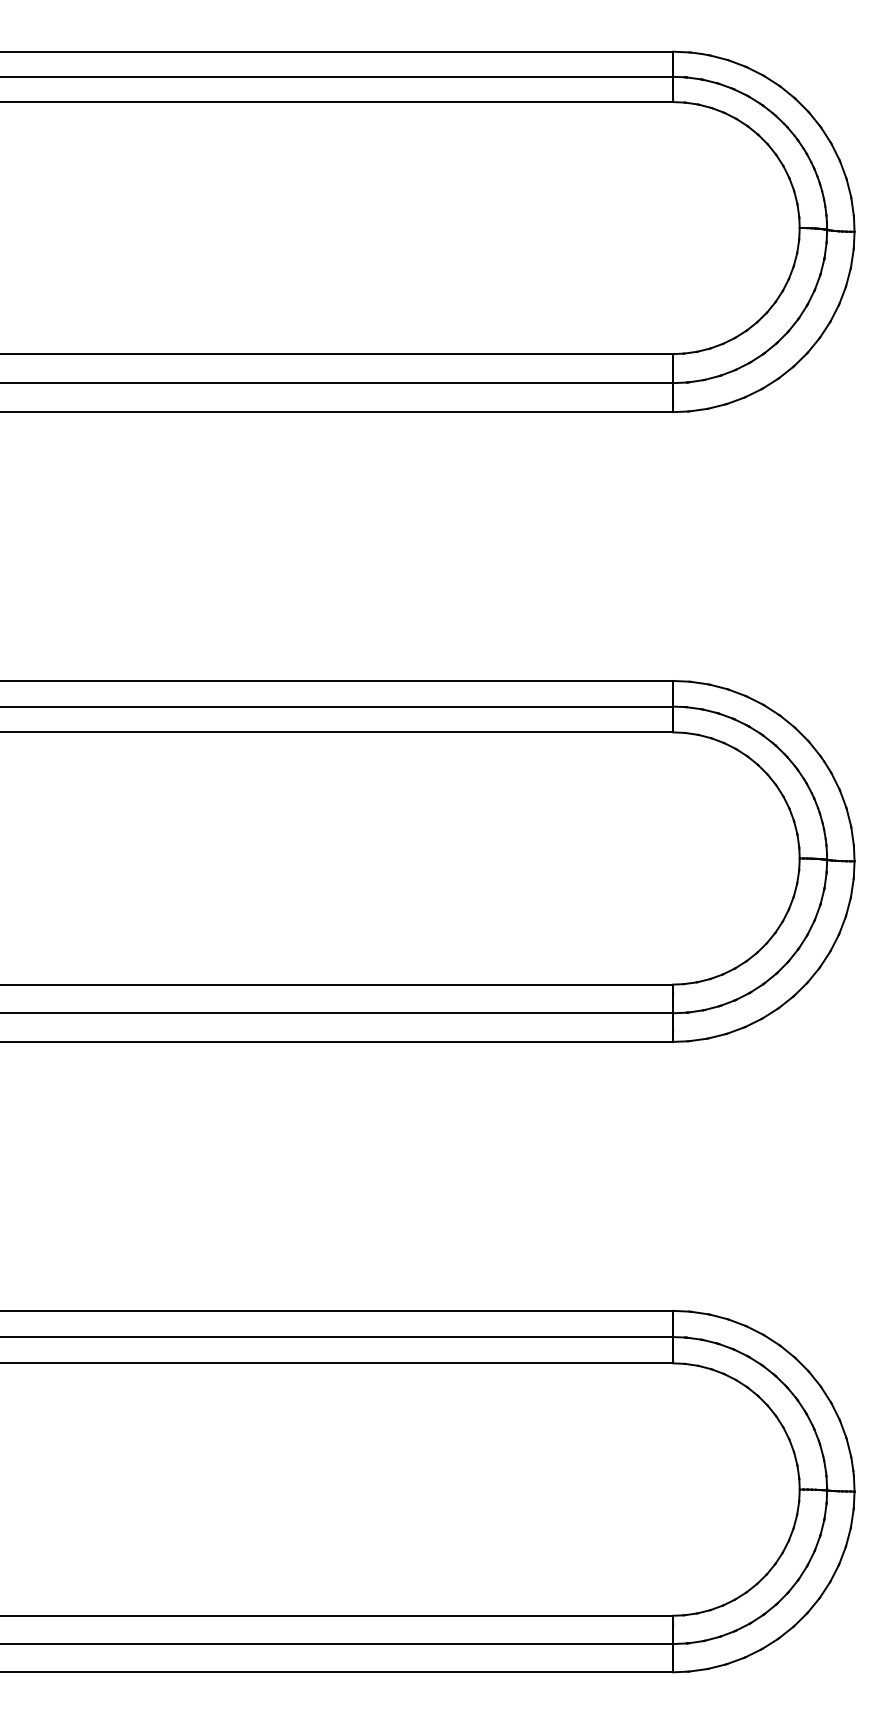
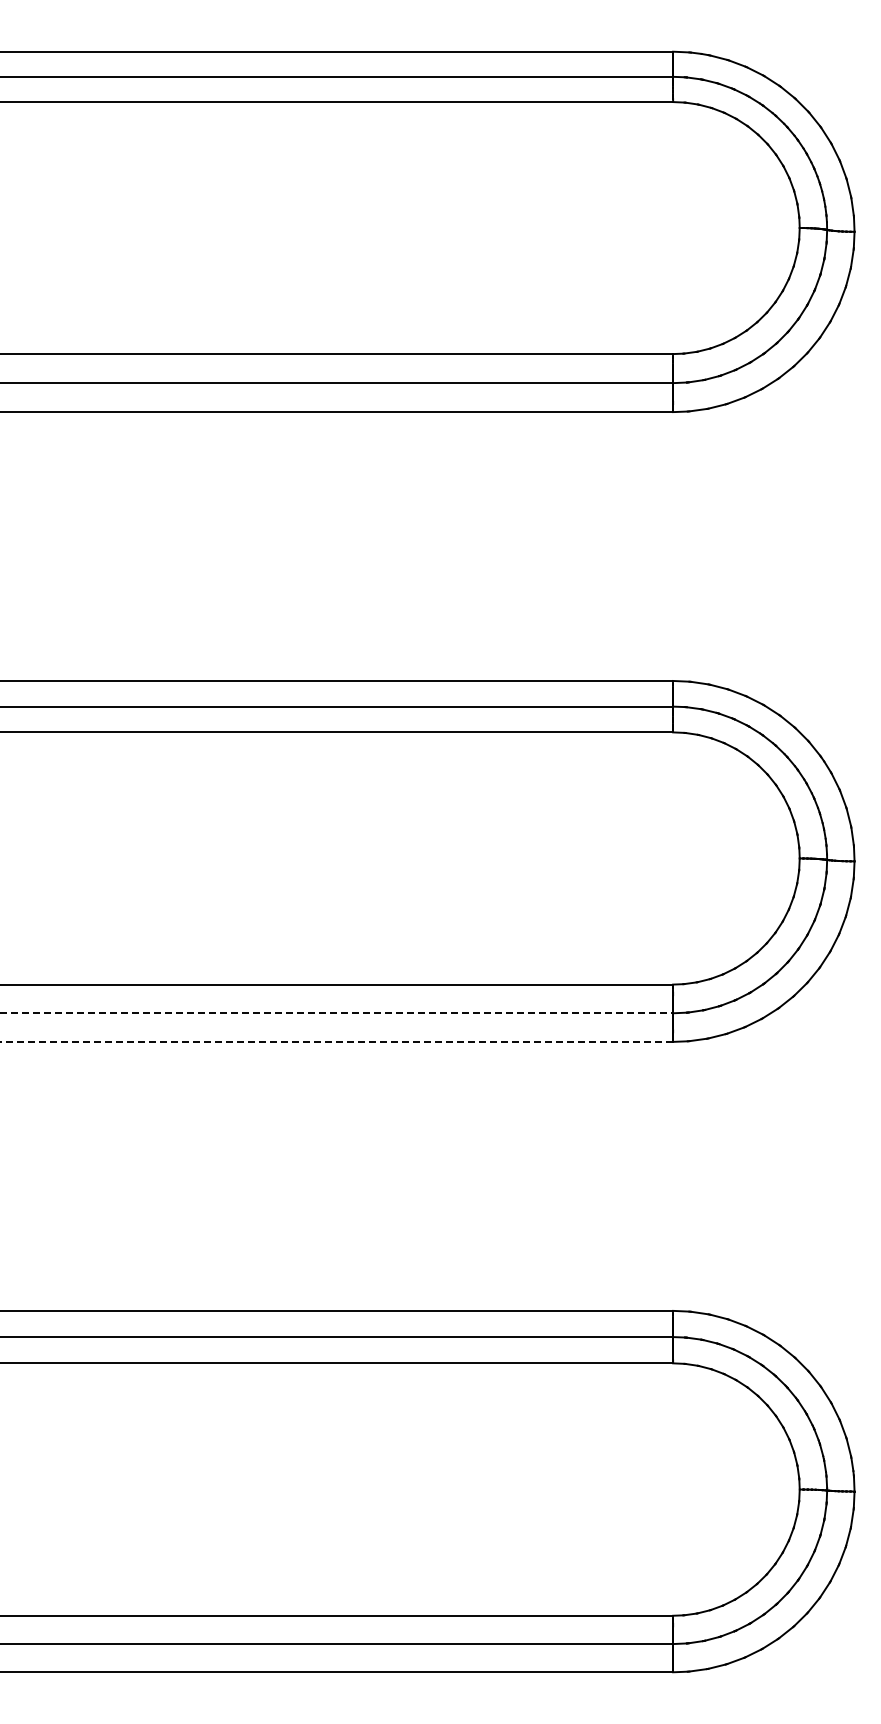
line: solid -> dashed (337, 1013)
line: solid -> dashed (336, 1041)
